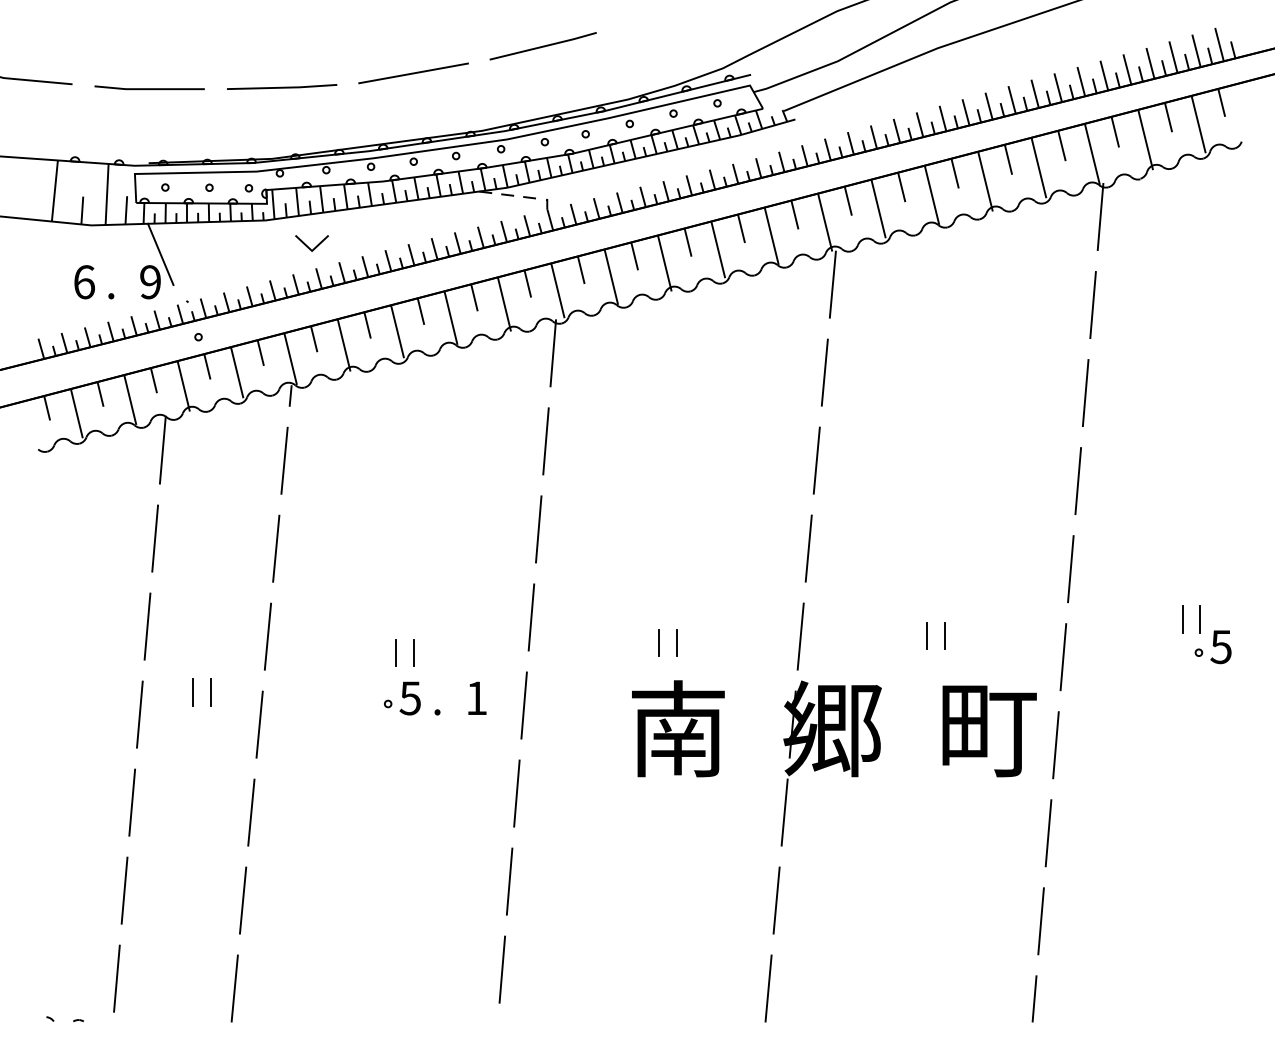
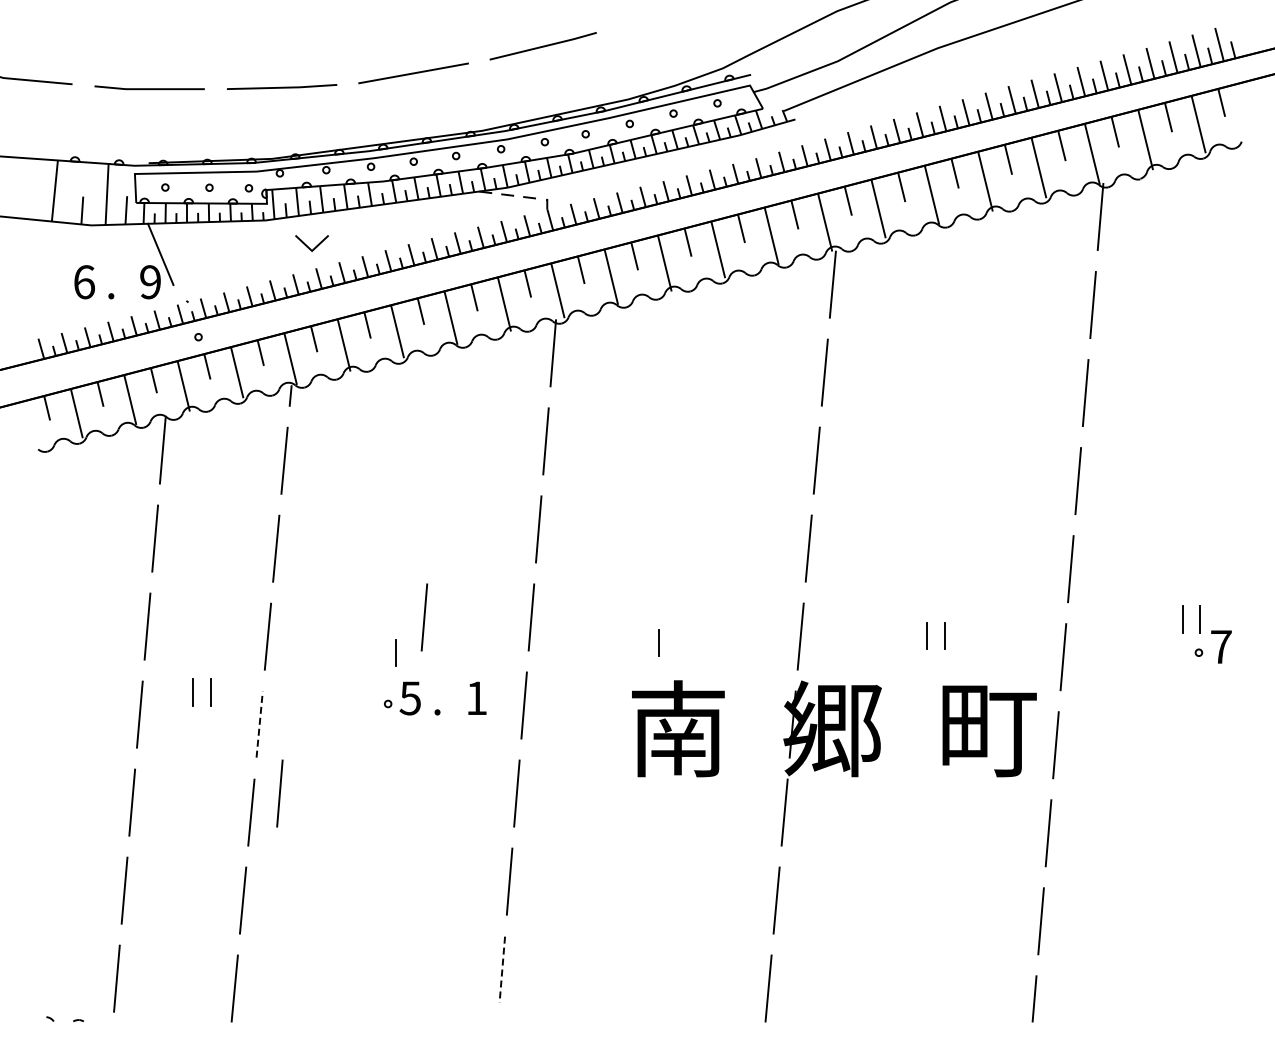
line: none -> present (424, 617)
line: present -> none (676, 642)
text: 5 -> 7 (1220, 647)
line: present -> none (413, 652)
line: solid -> dashed (259, 724)
line: none -> present (279, 793)
line: solid -> dashed (502, 970)
